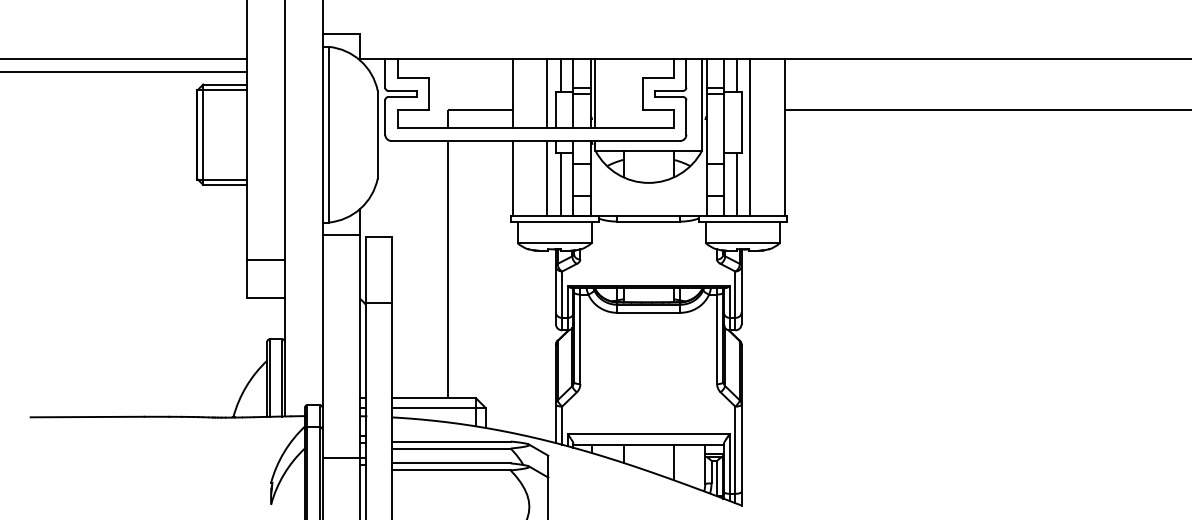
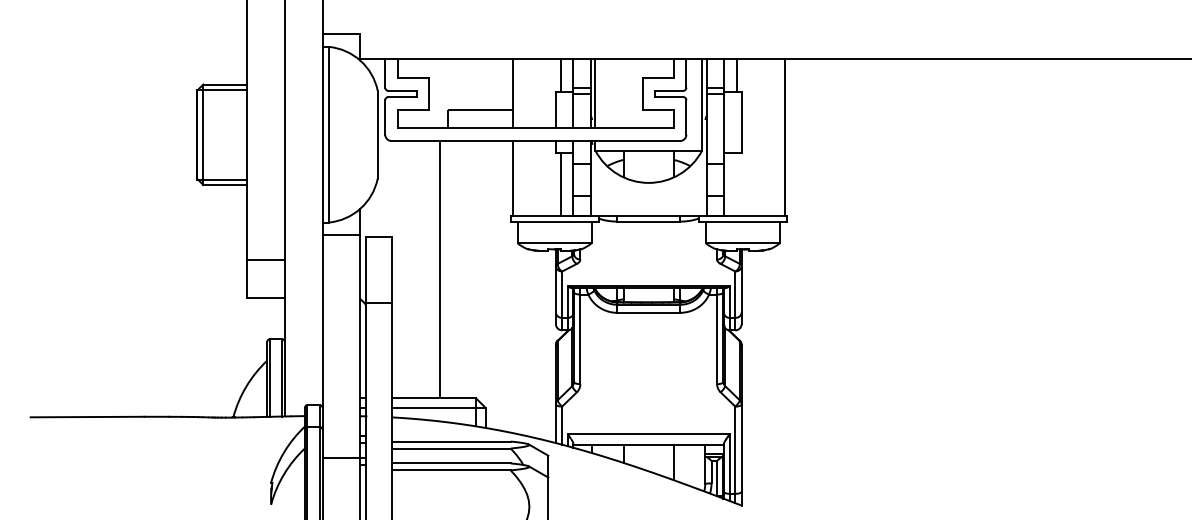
line: present -> none (124, 59)
line: present -> none (124, 71)
line: present -> none (547, 93)
line: present -> none (986, 109)
line: present -> none (750, 137)
line: present -> none (547, 178)
line: present -> none (736, 184)
line position: (447, 269) -> (439, 269) (439, 269)
